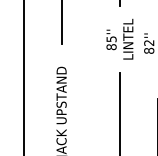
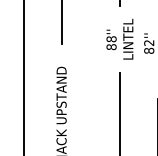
text: 85'' -> 88'' (111, 39)
